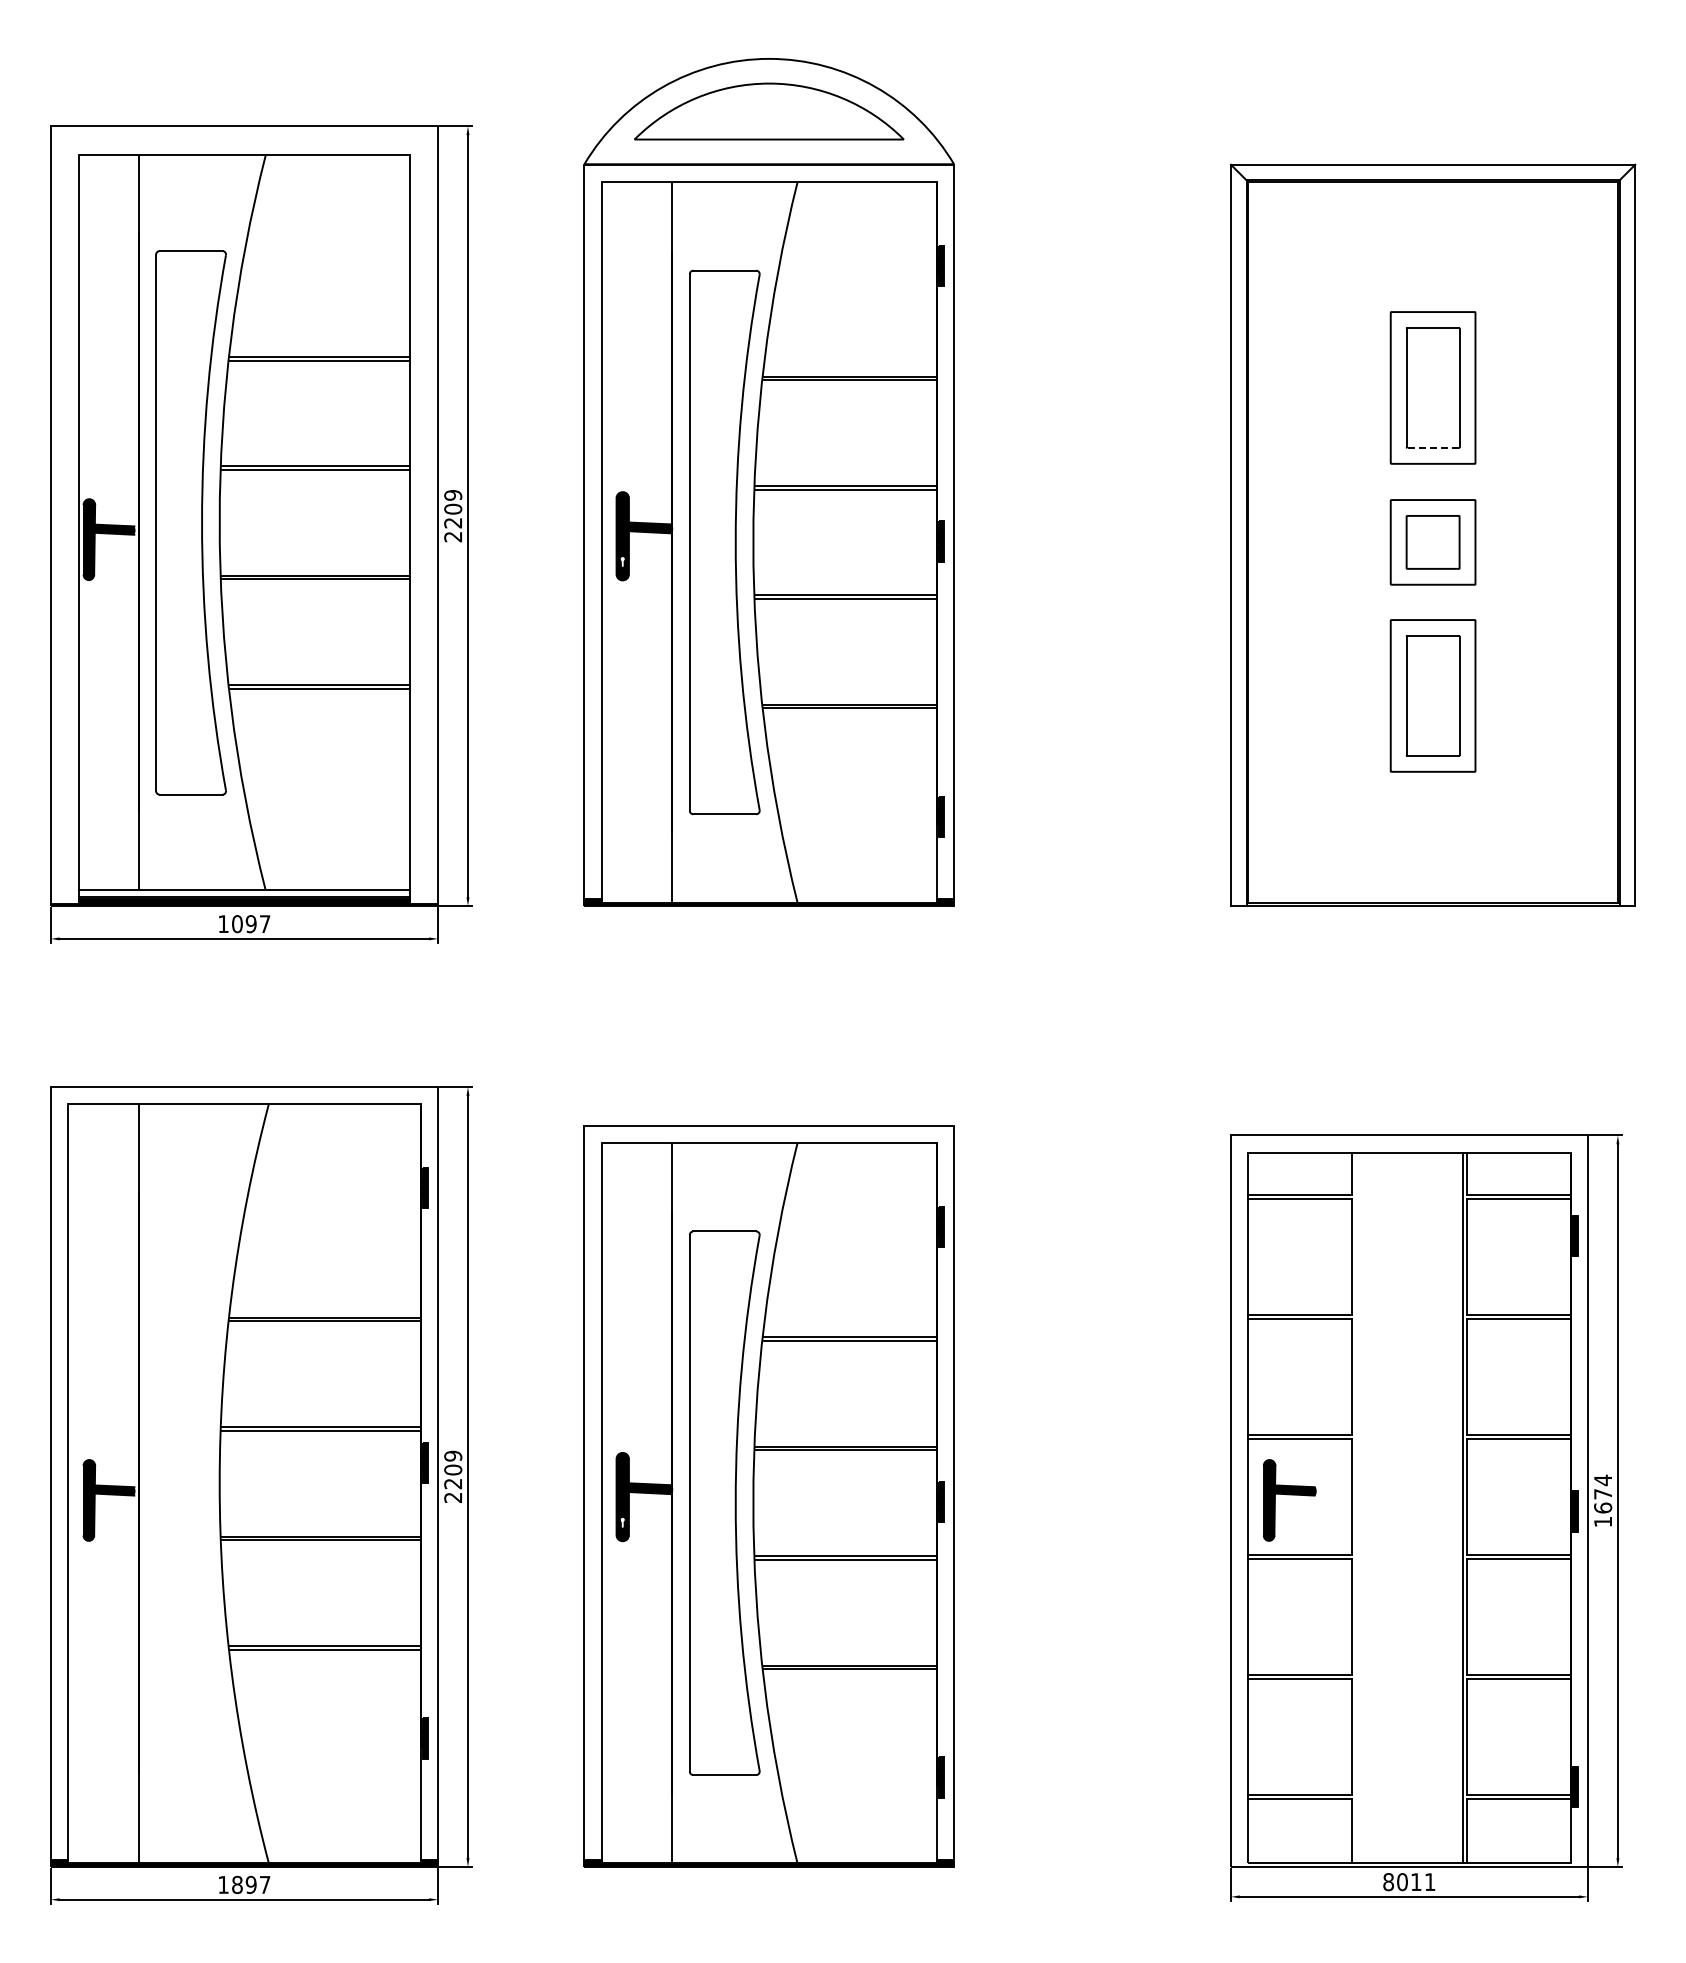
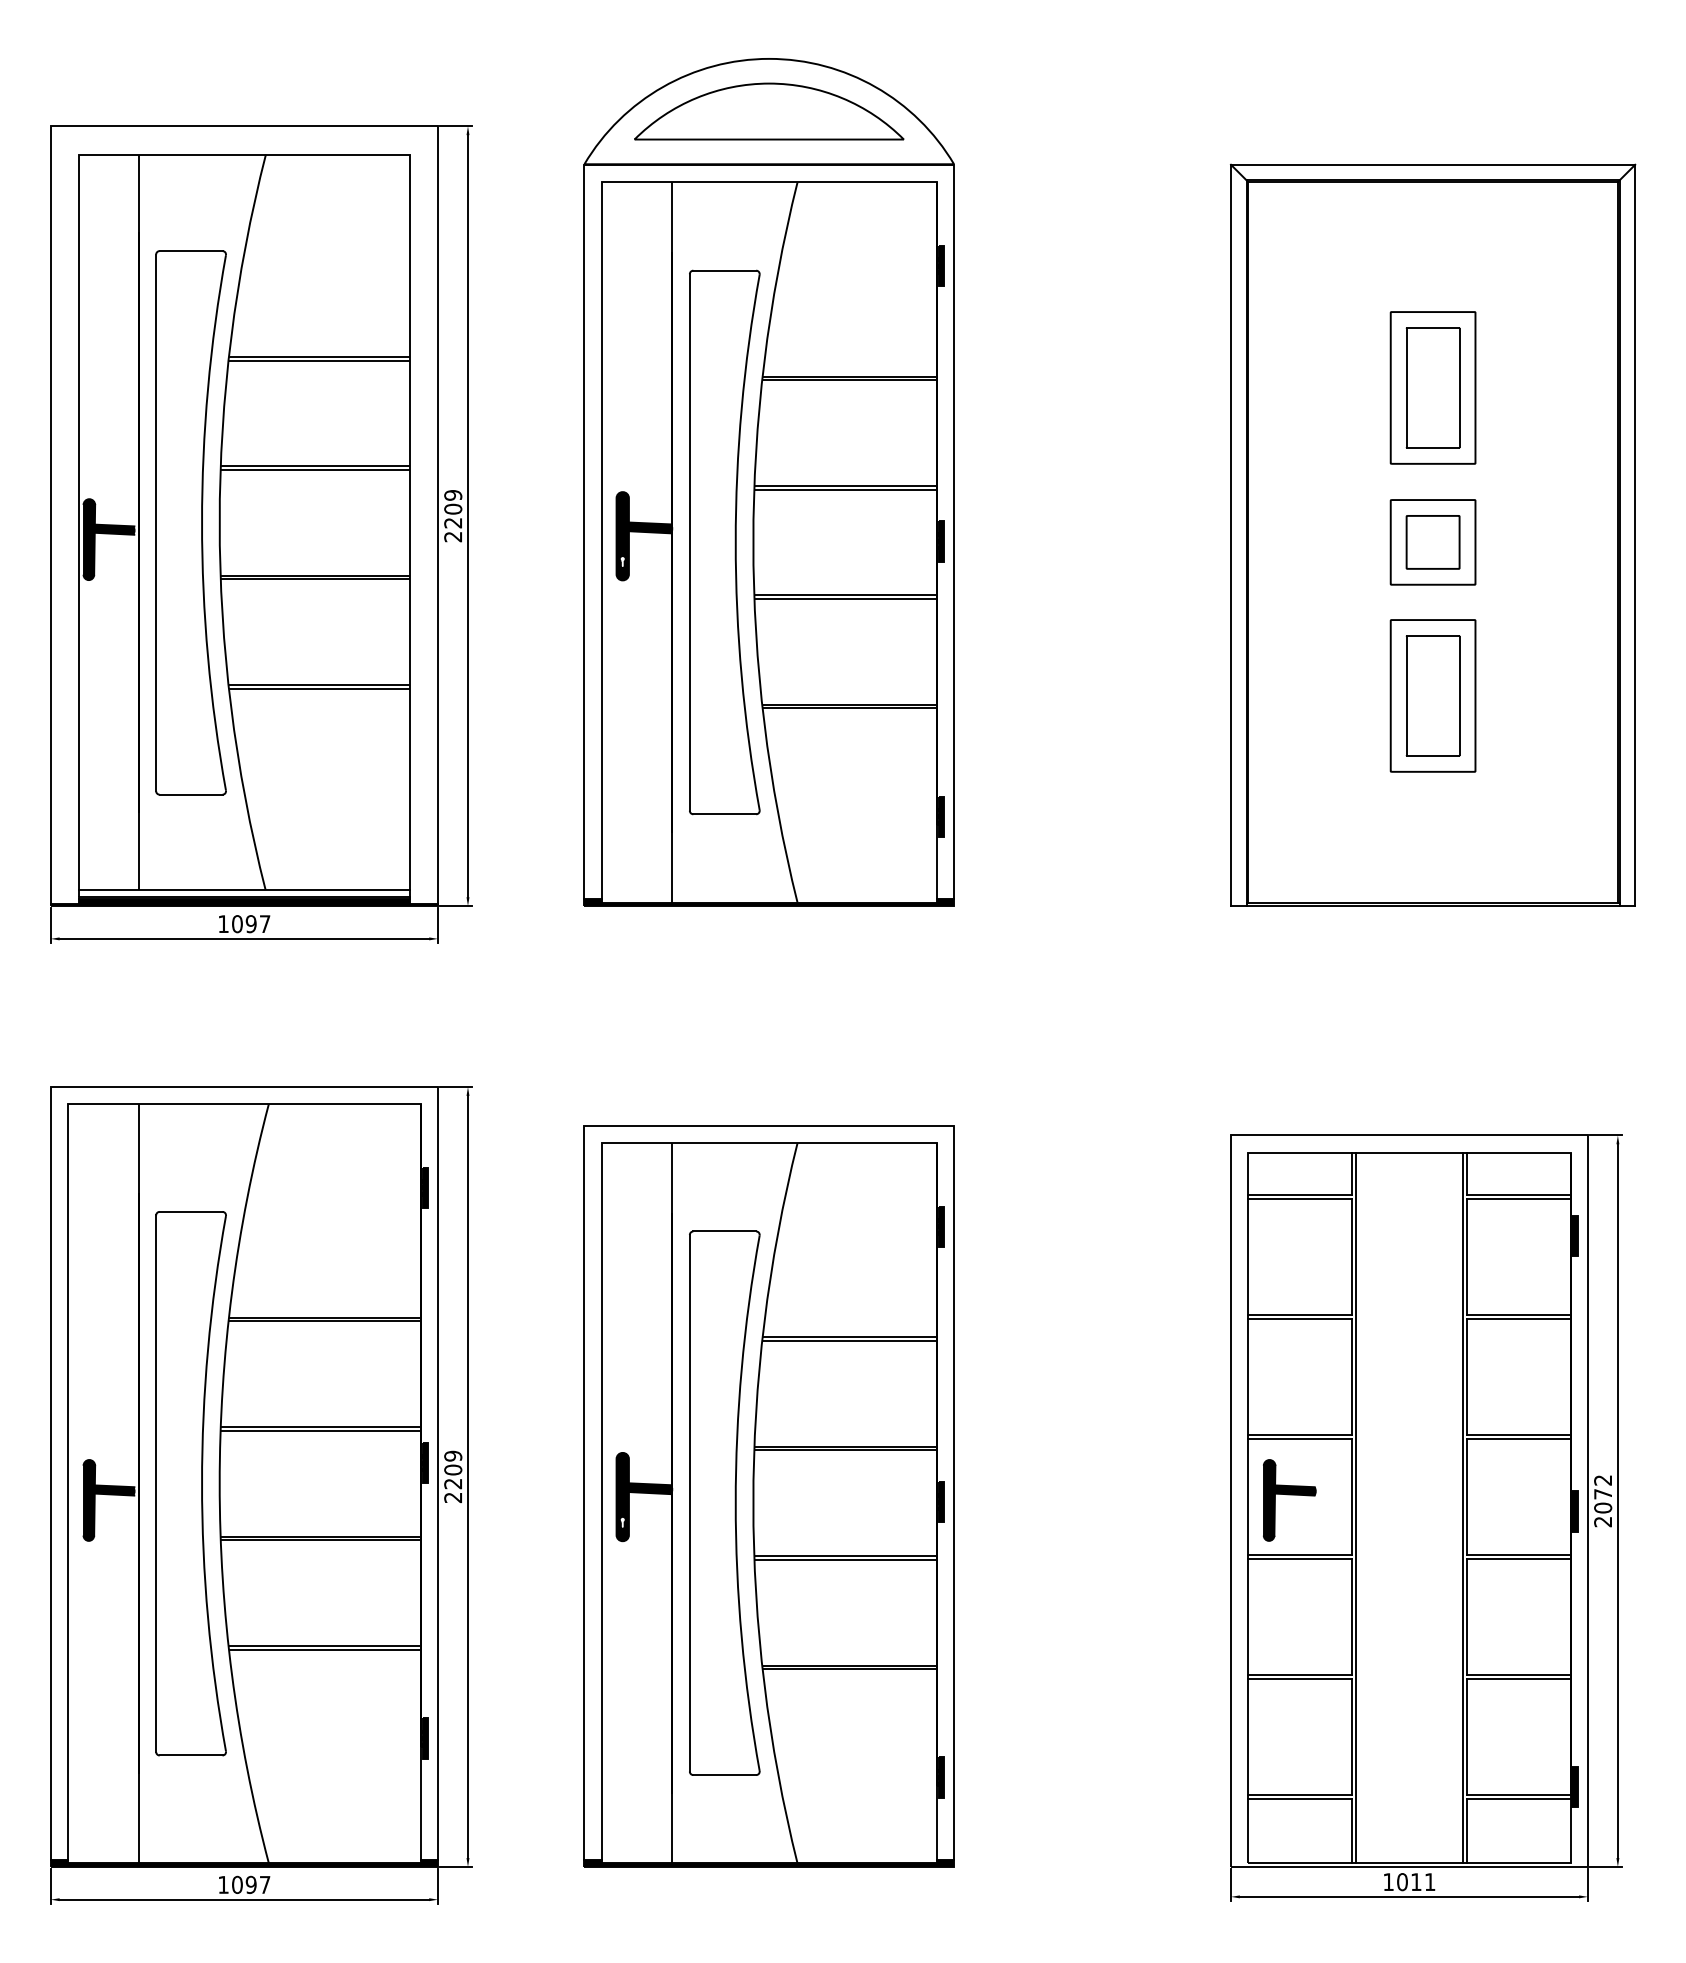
line: dashed -> solid (1433, 447)
part: none -> present (190, 1483)
text: 1674 -> 2072 (1602, 1500)
line: none -> present (1355, 1507)
text: 8011 -> 1011 (1388, 1882)
text: 1897 -> 1097 (237, 1884)
